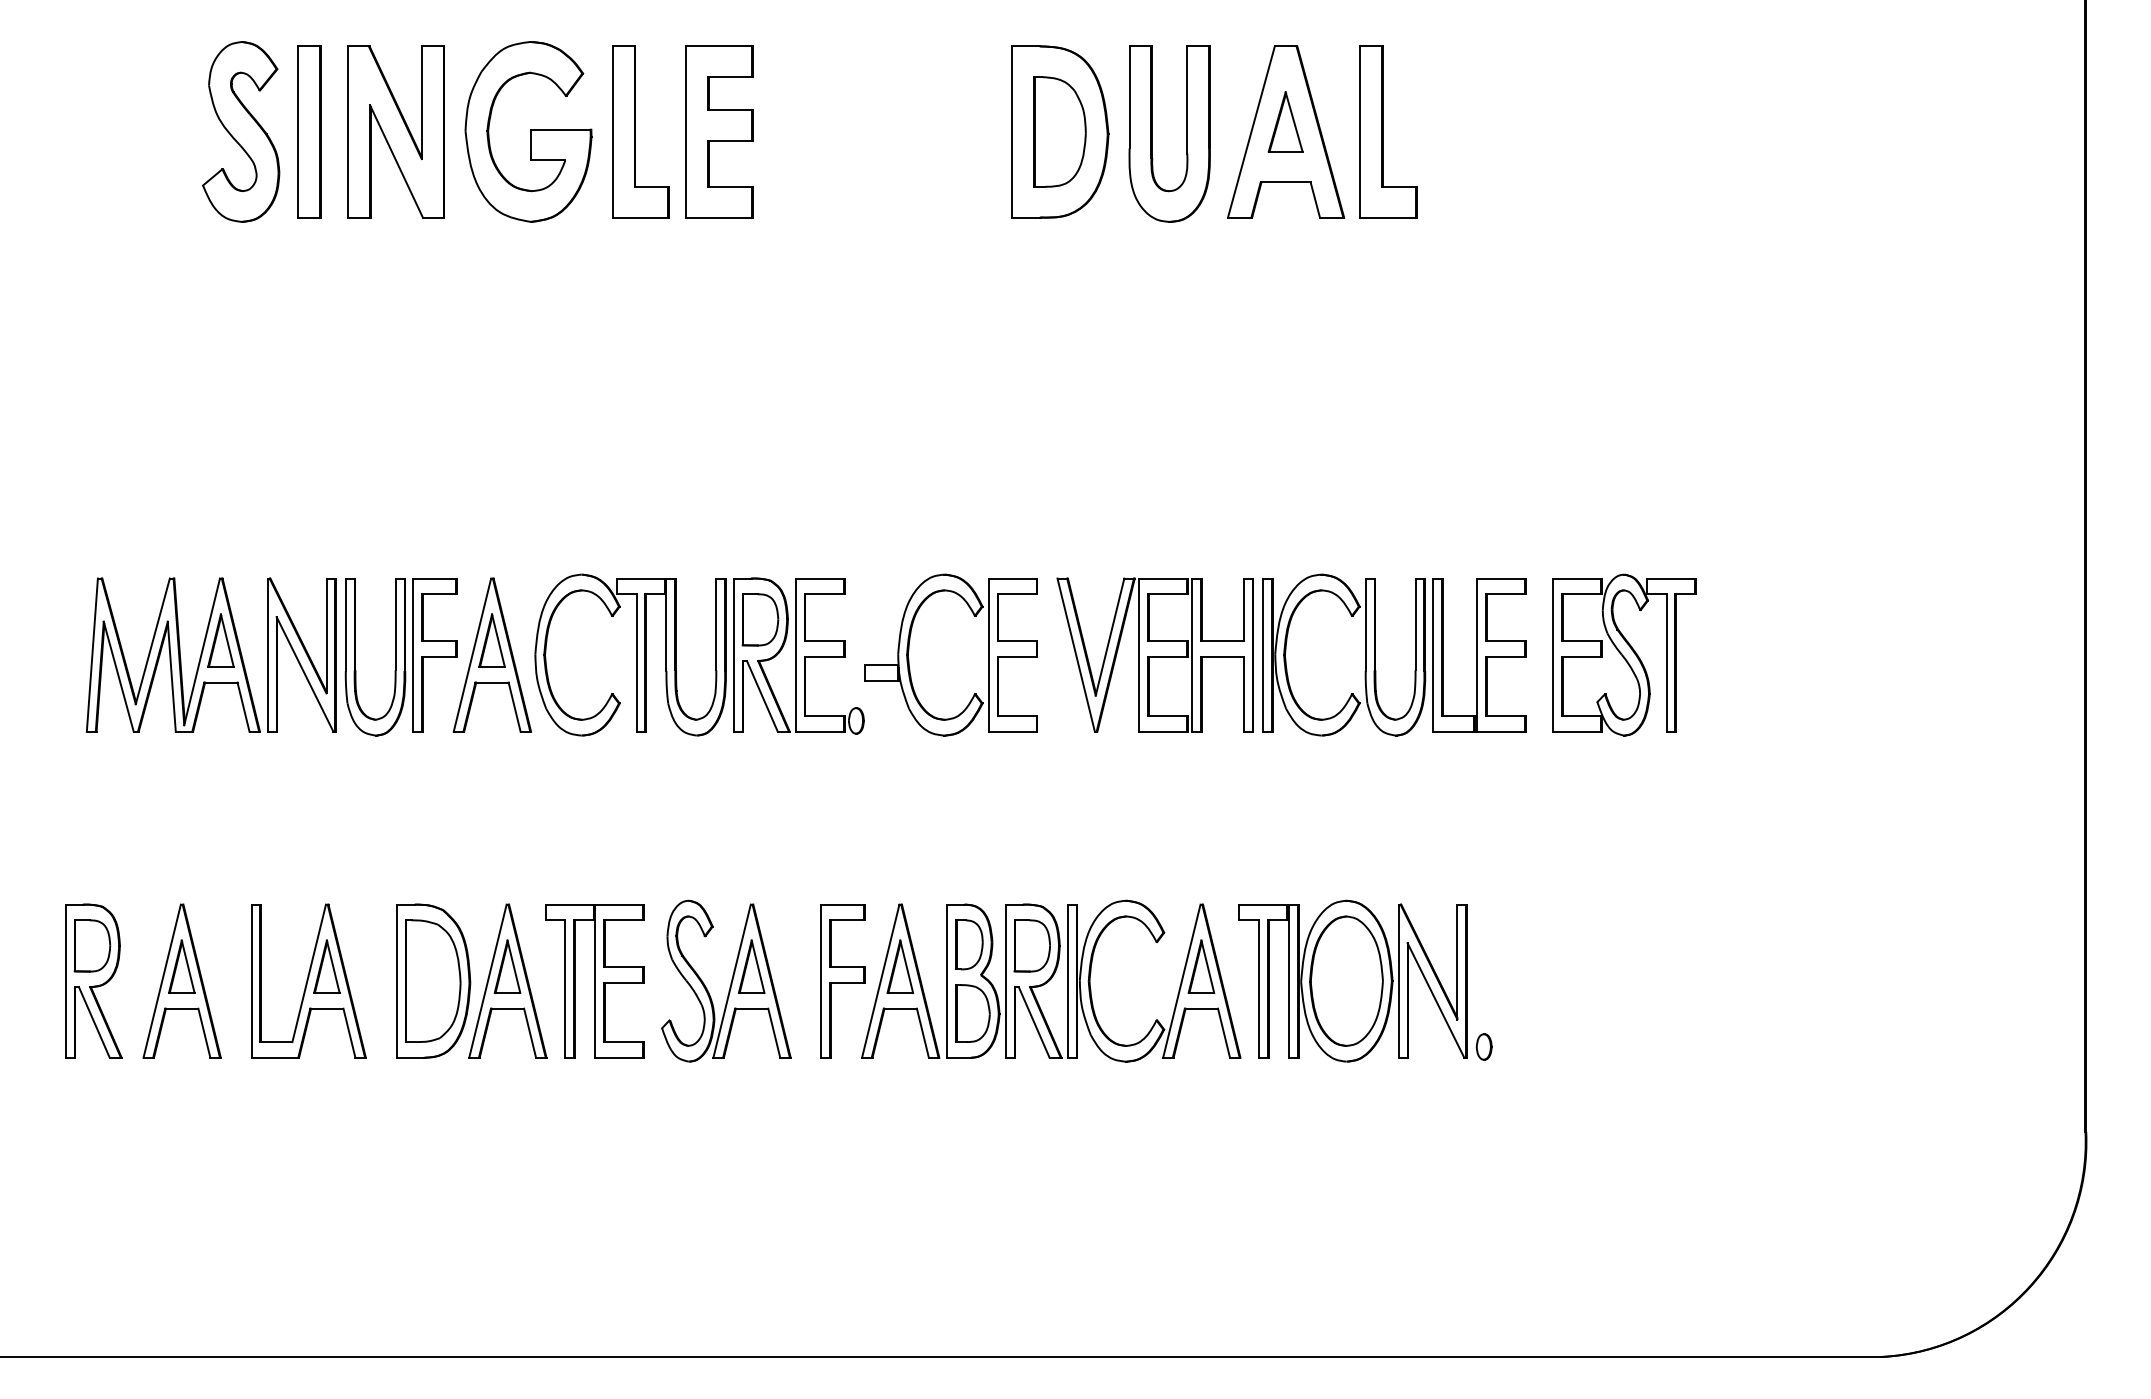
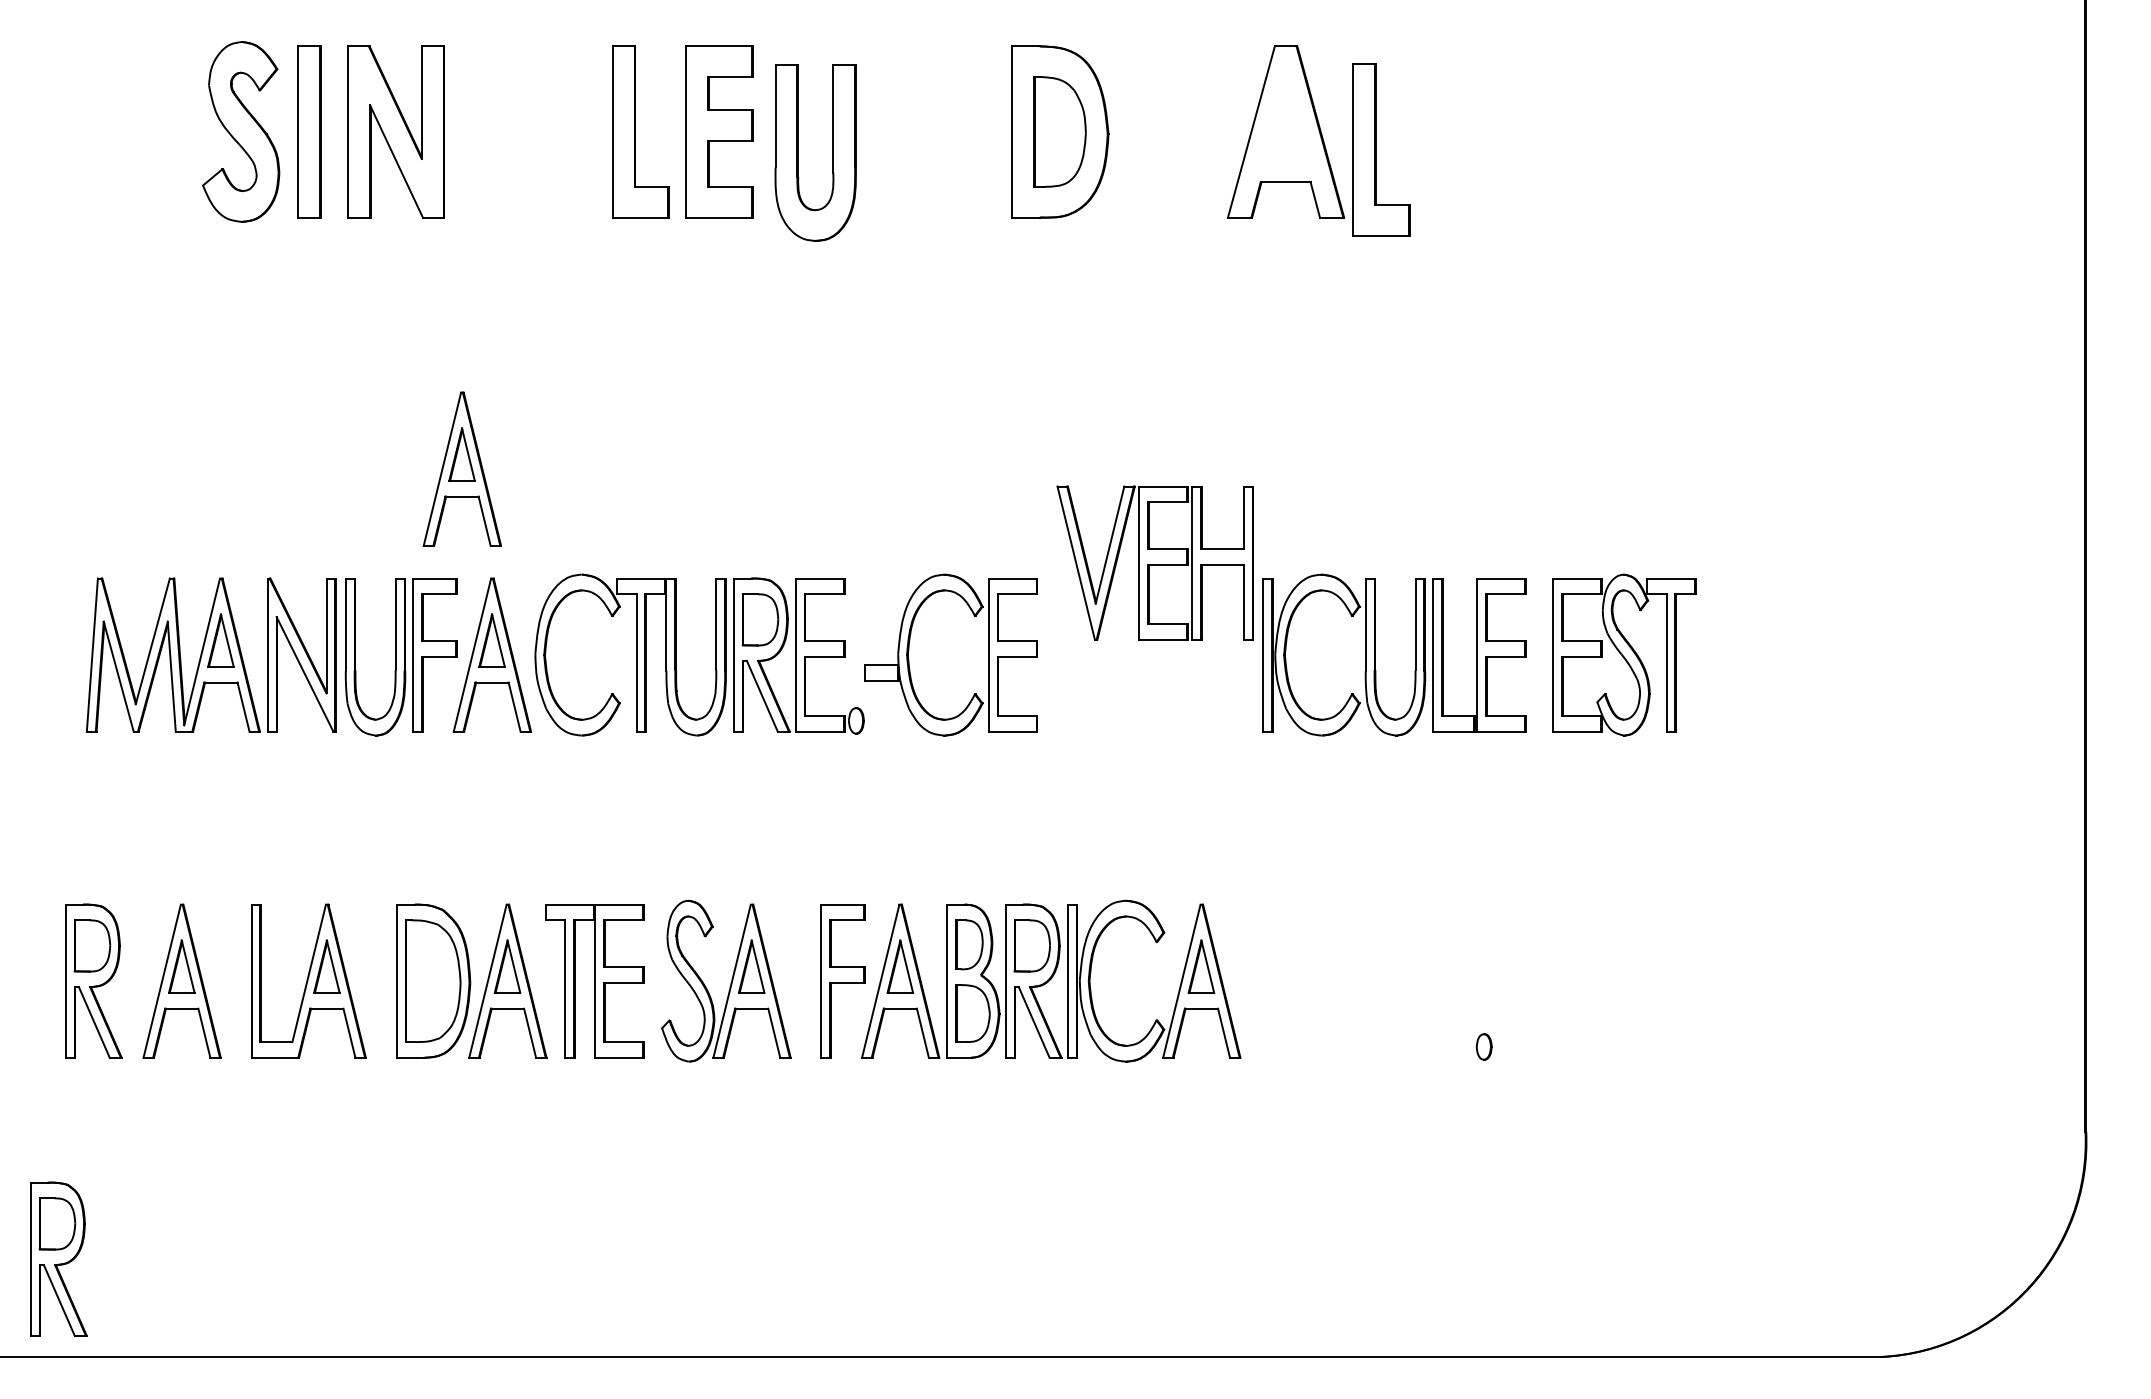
part: present -> none (1285, 121)
part: present -> none (528, 131)
part position: (1388, 131) -> (1381, 149) (1381, 149)
part position: (1152, 133) -> (798, 152) (798, 152)
part: none -> present (461, 468)
part position: (1154, 654) -> (1154, 562) (1154, 562)
part: present -> none (1352, 980)
part: none -> present (58, 1258)
